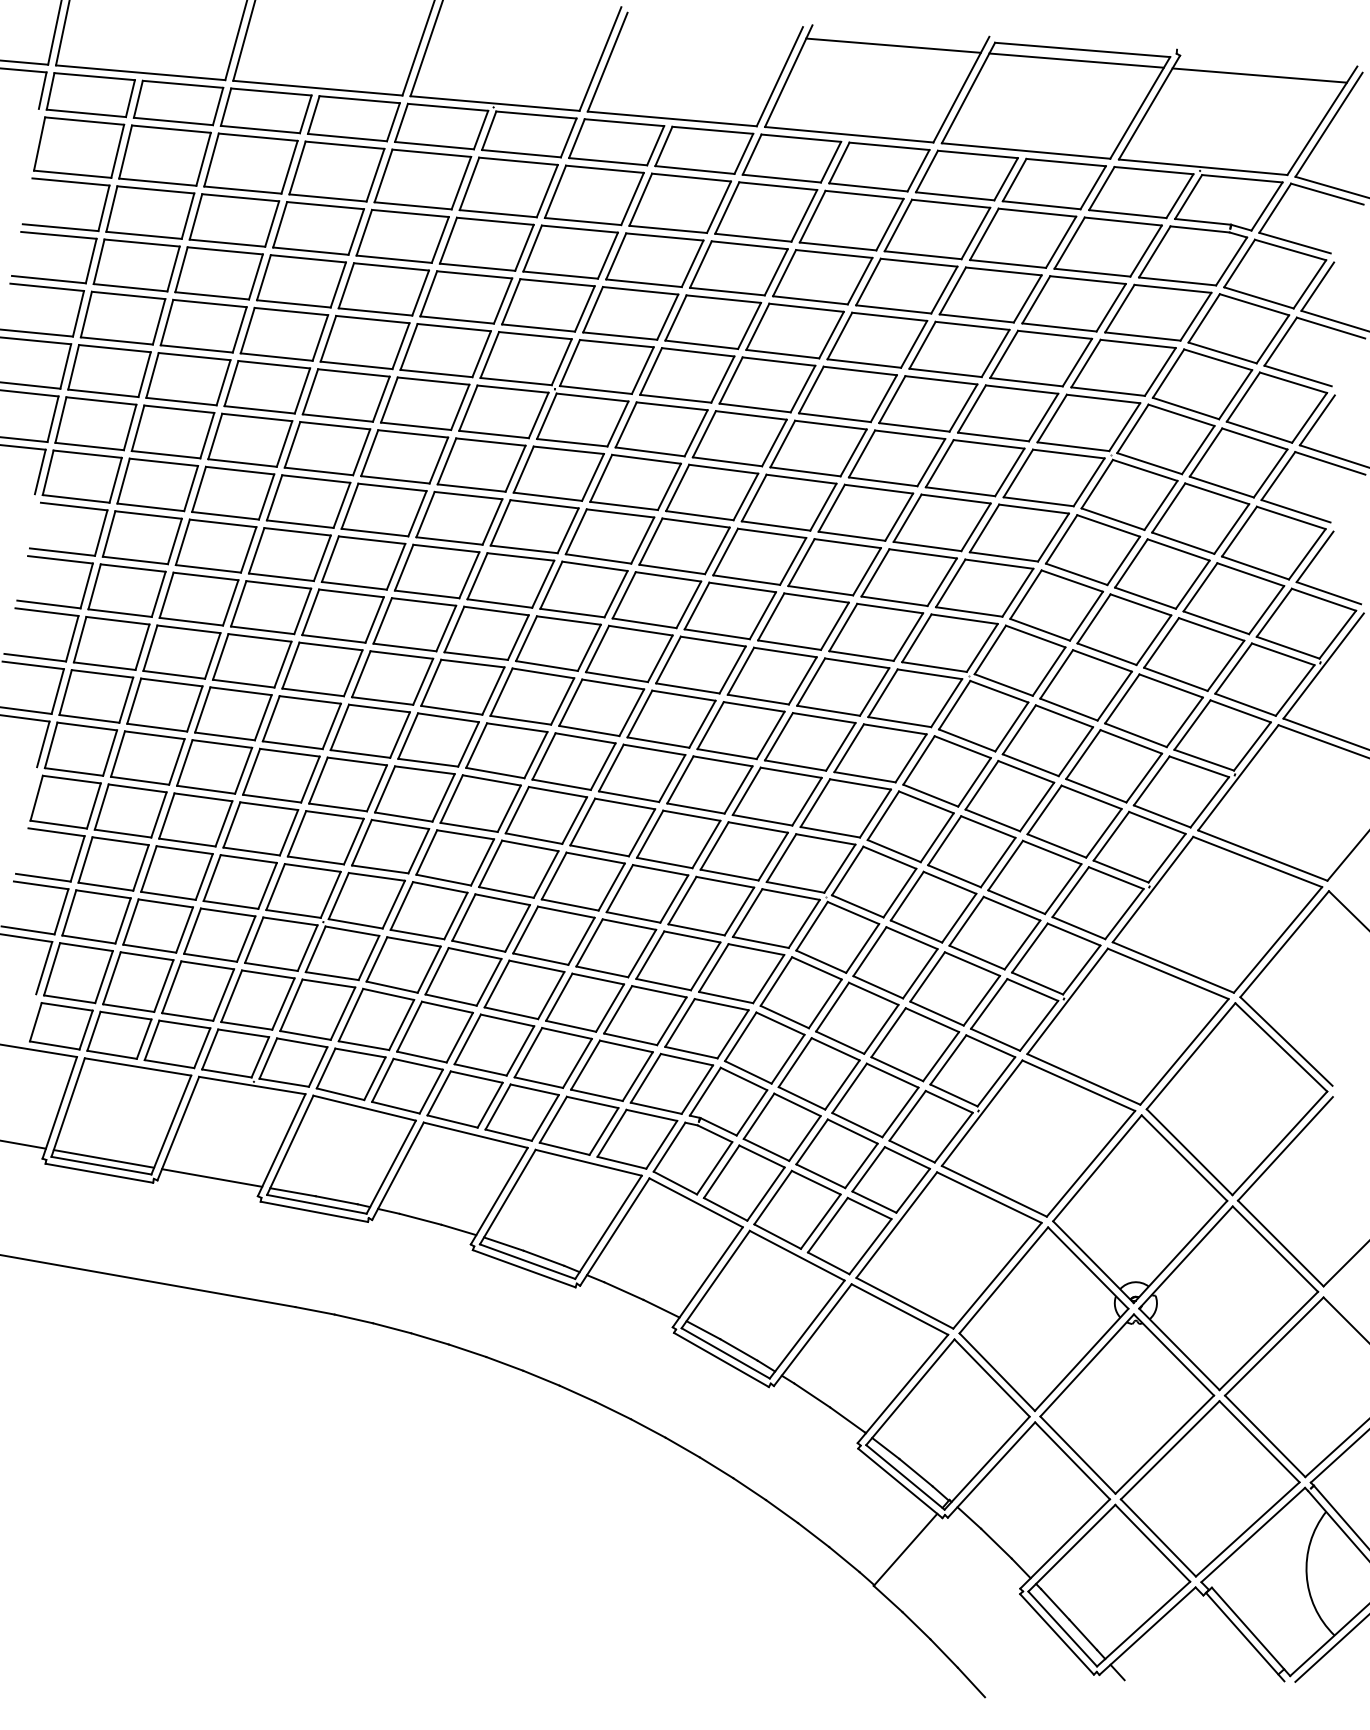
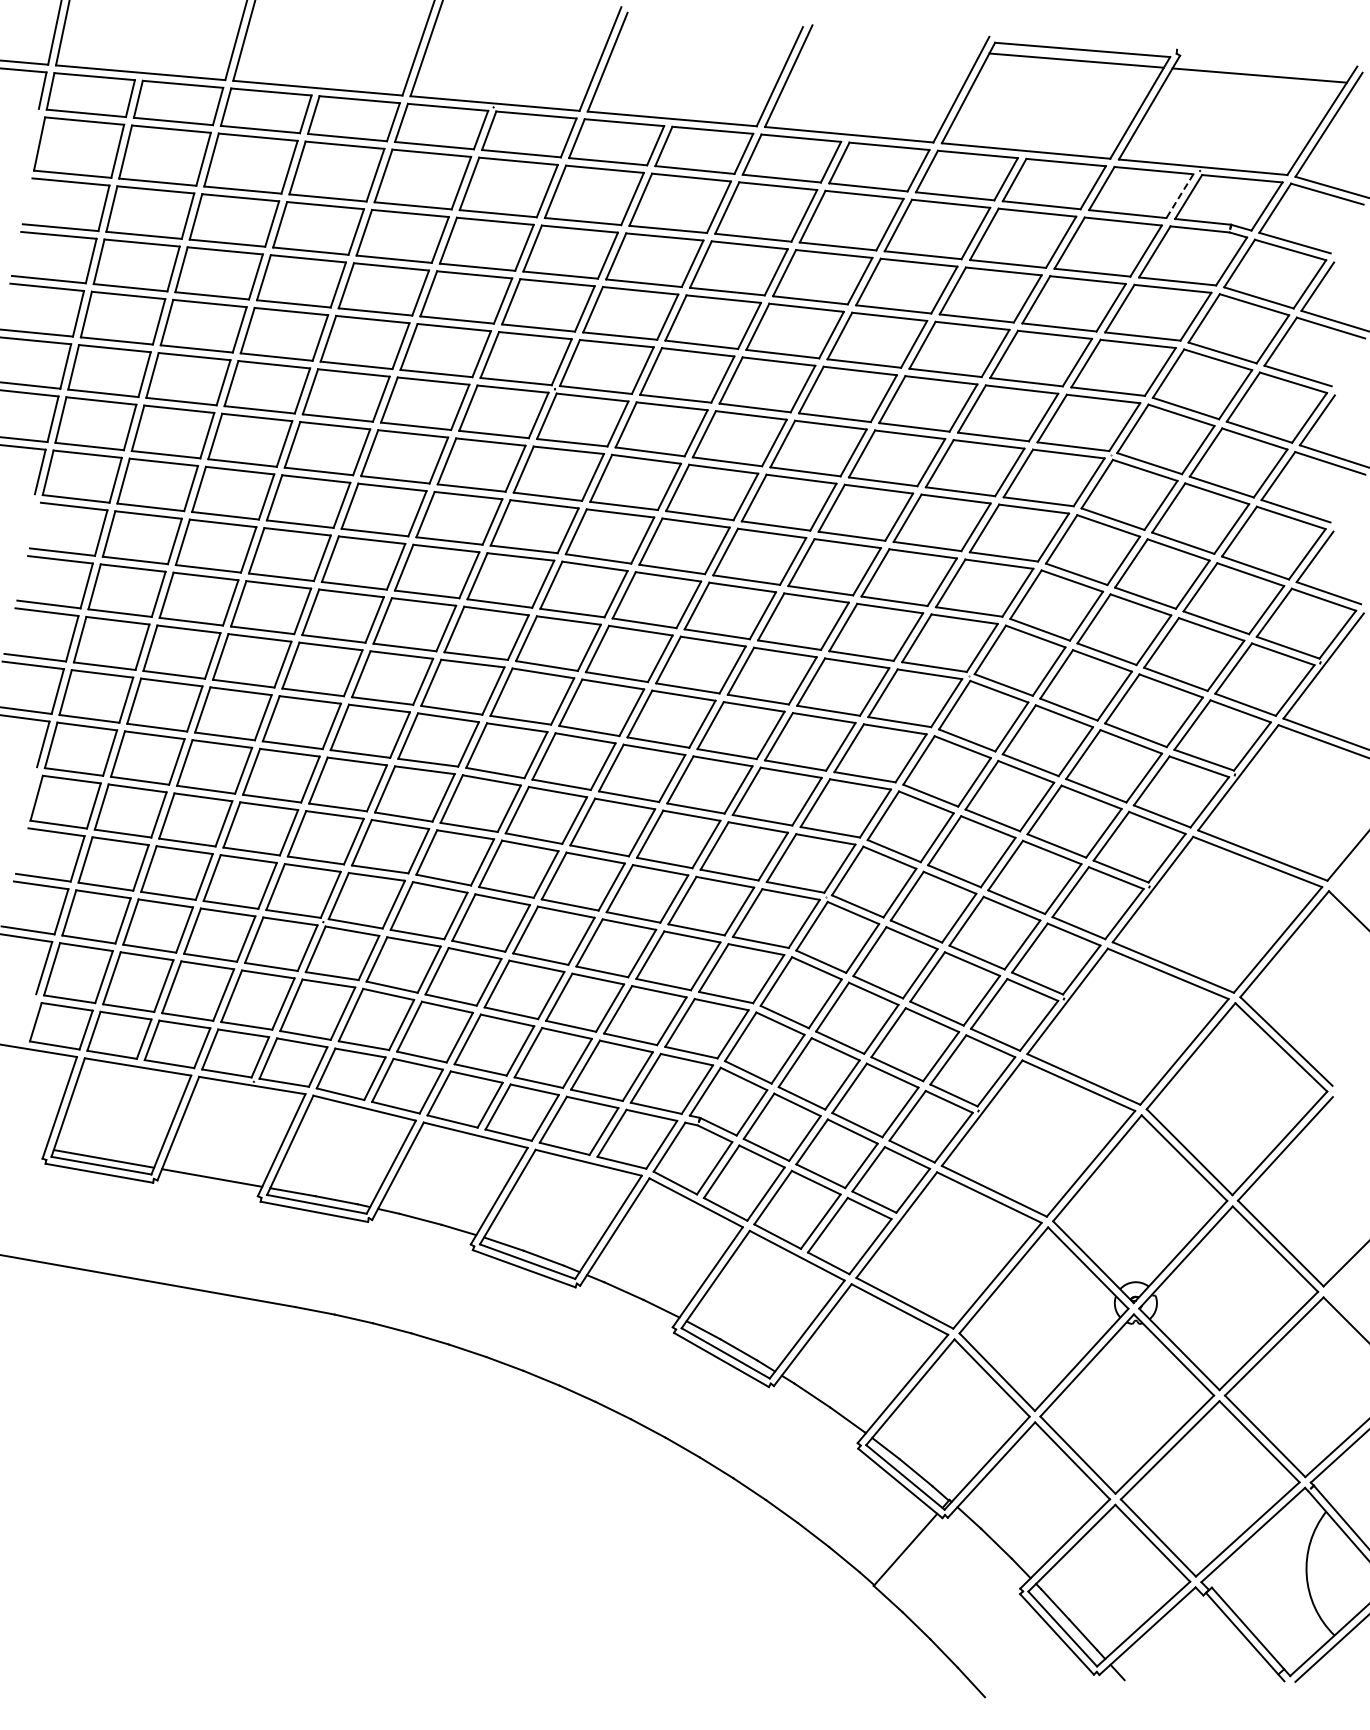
line: present -> none (893, 45)
line: solid -> dashed (1179, 196)
line: present -> none (23, 1144)
